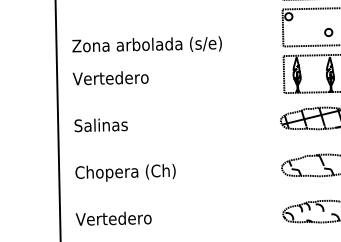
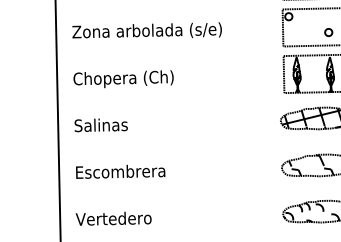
text position: (146, 44) -> (146, 30) (146, 30)
text: Vertedero -> Chopera (Ch) (122, 79)
text: Chopera (Ch) -> Escombrera (125, 172)
